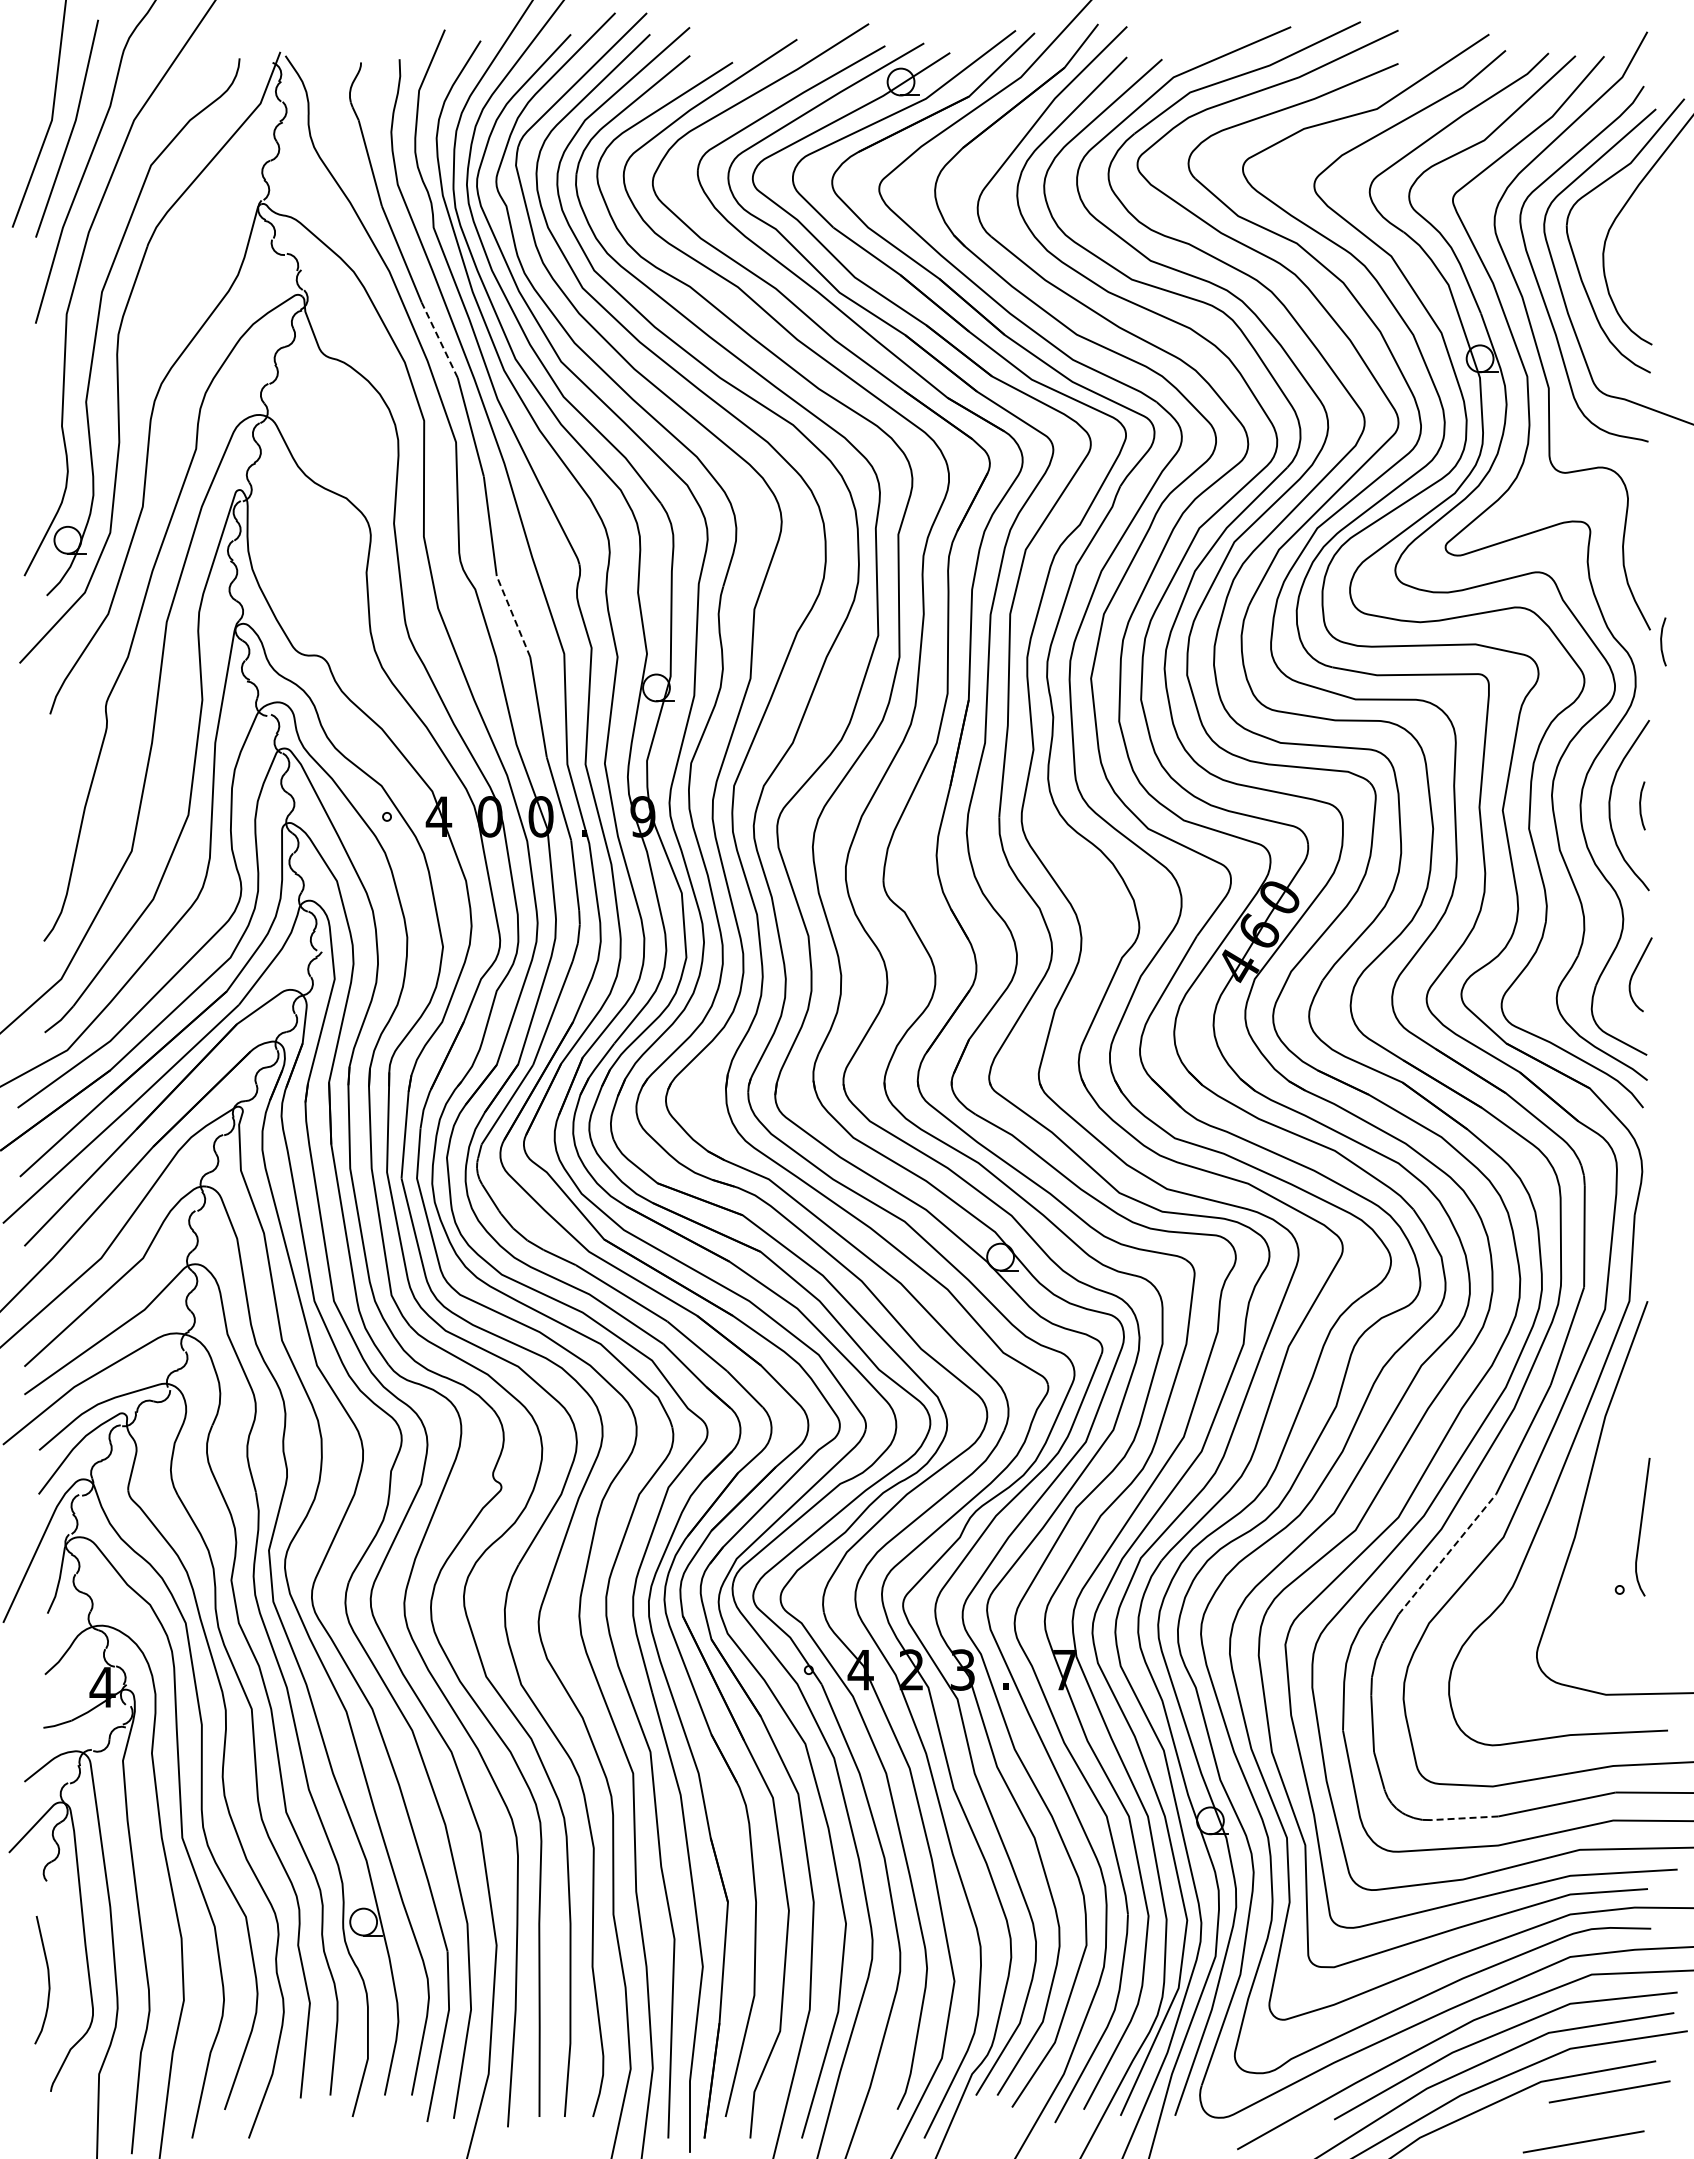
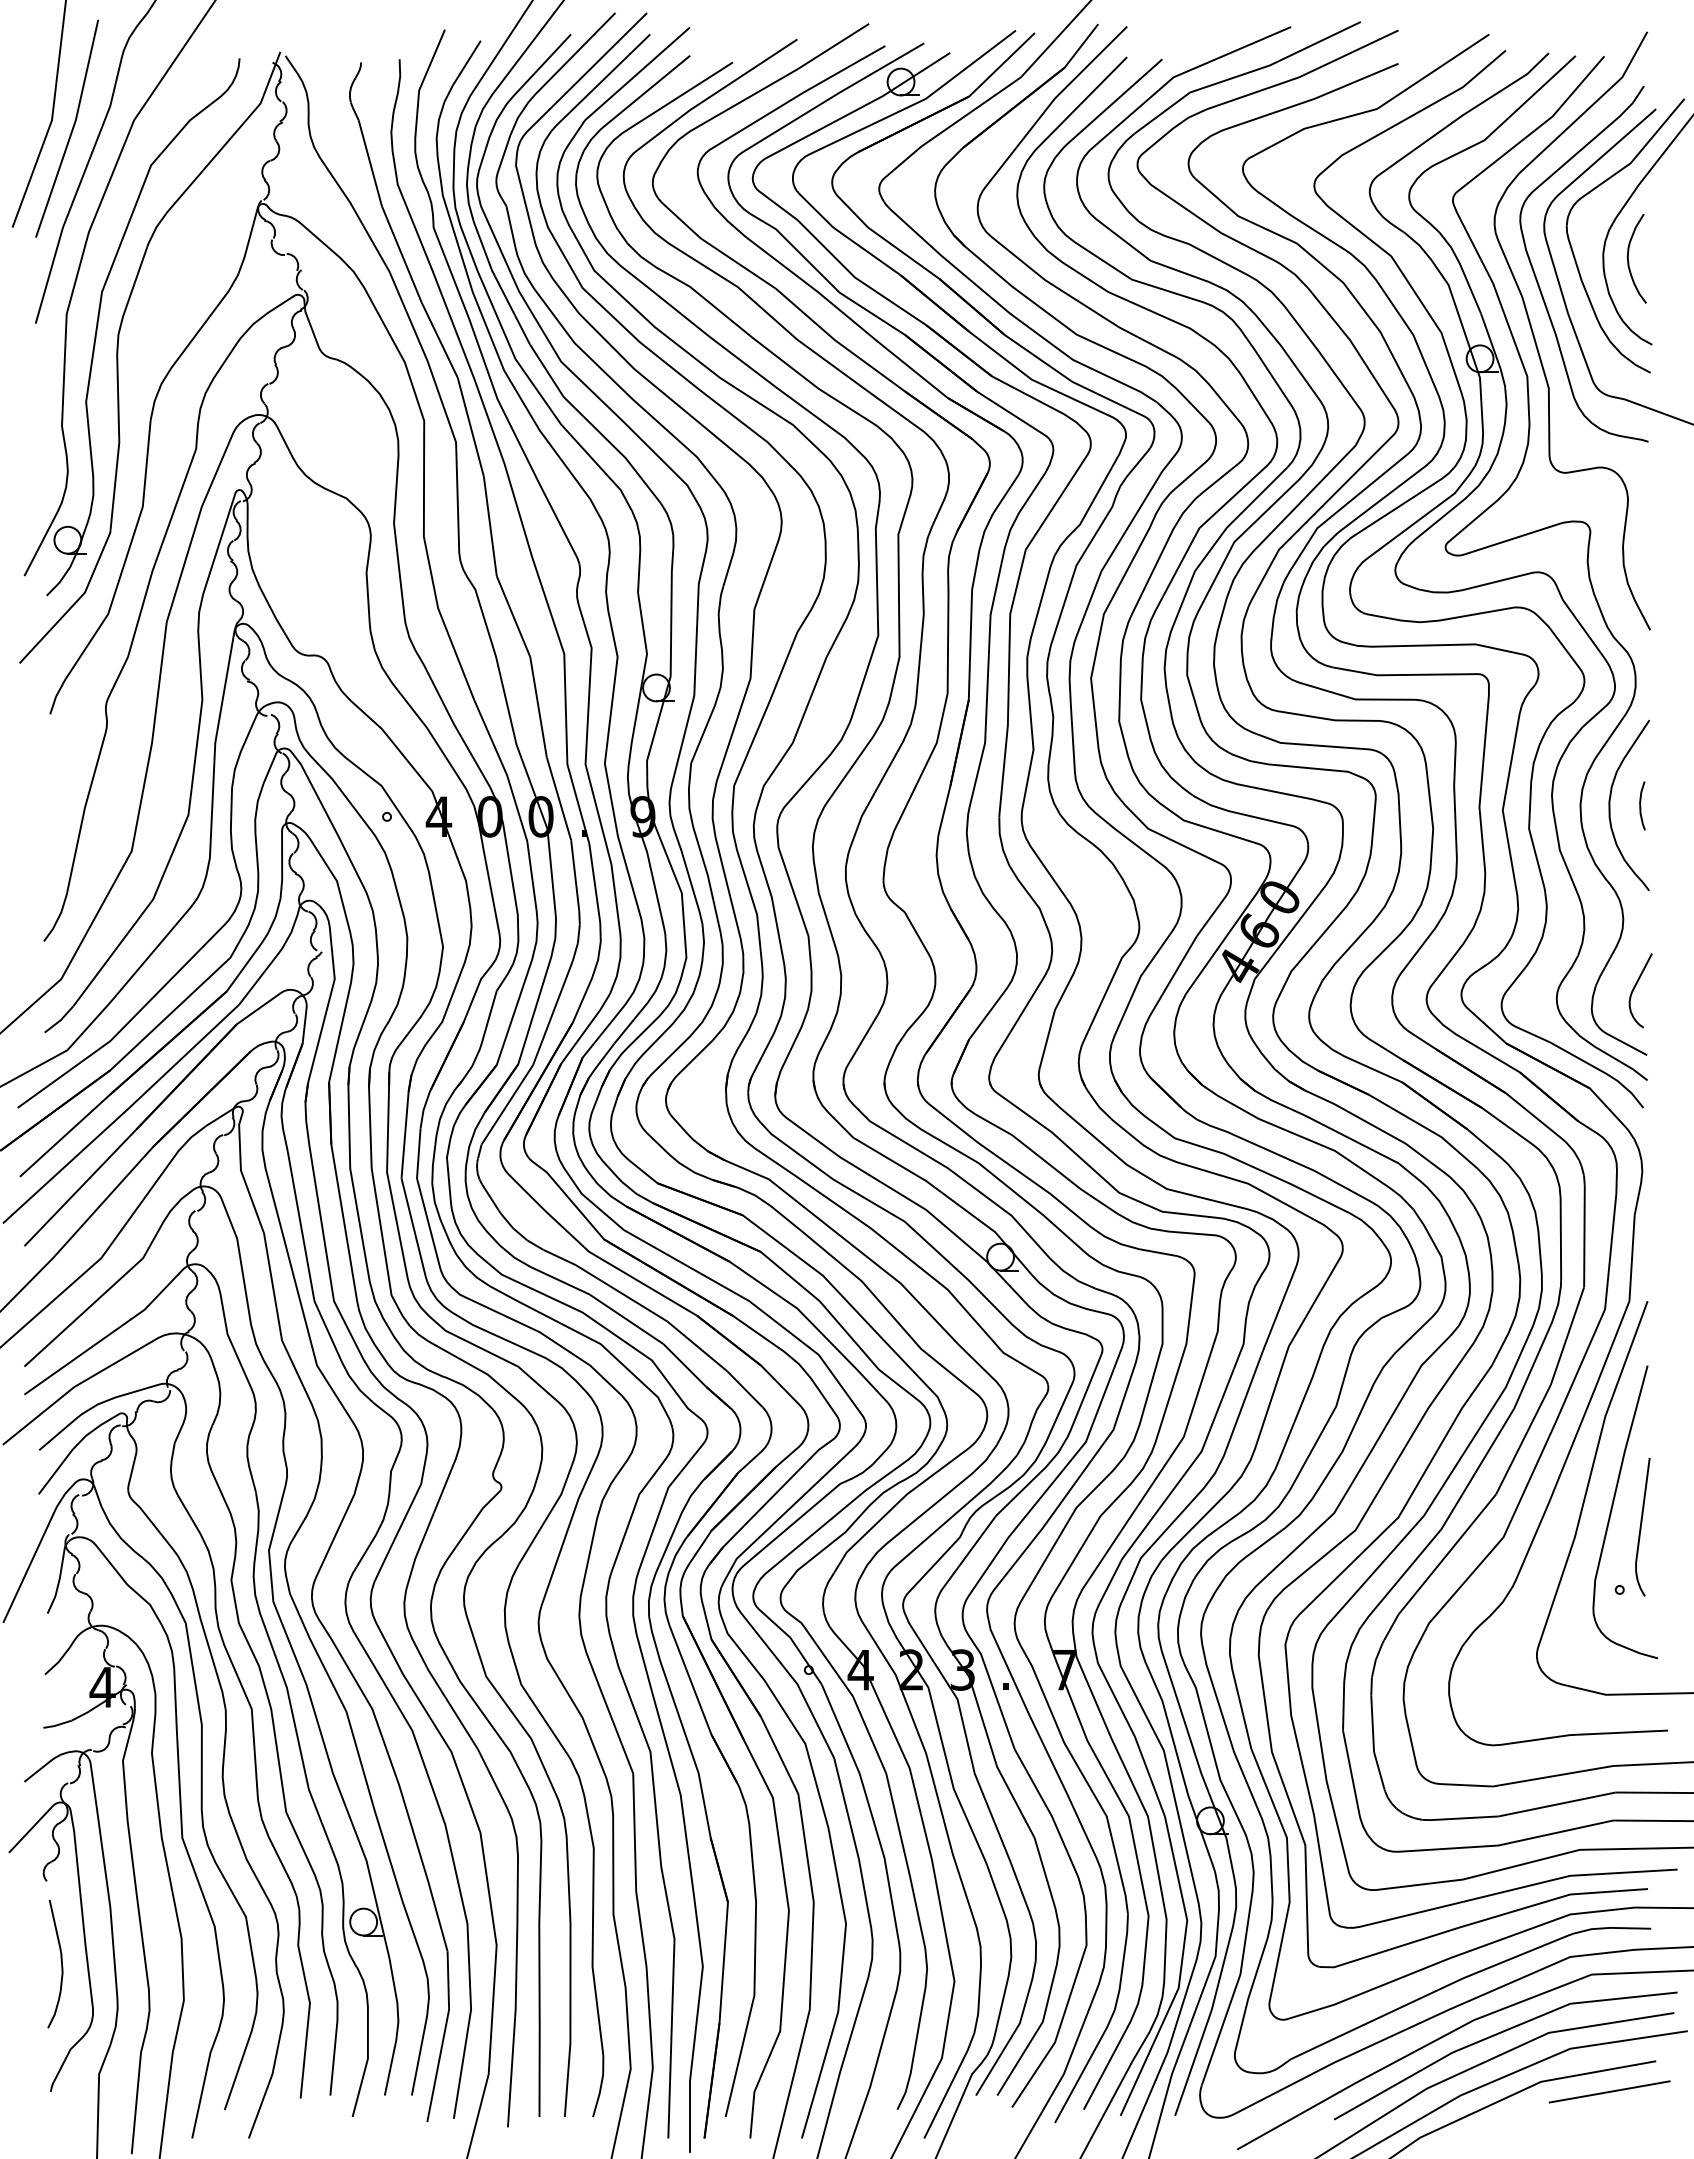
curve: none -> present (1628, 258)
line: dashed -> solid (439, 340)
line: dashed -> solid (513, 616)
part: present -> none (1663, 641)
curve position: (1635, 971) -> (1635, 987) (1635, 987)
curve: none -> present (1612, 1510)
line: dashed -> solid (1447, 1554)
line: dashed -> solid (1464, 1818)
curve position: (48, 1980) -> (61, 1964) (61, 1964)
line: present -> none (1583, 2141)
